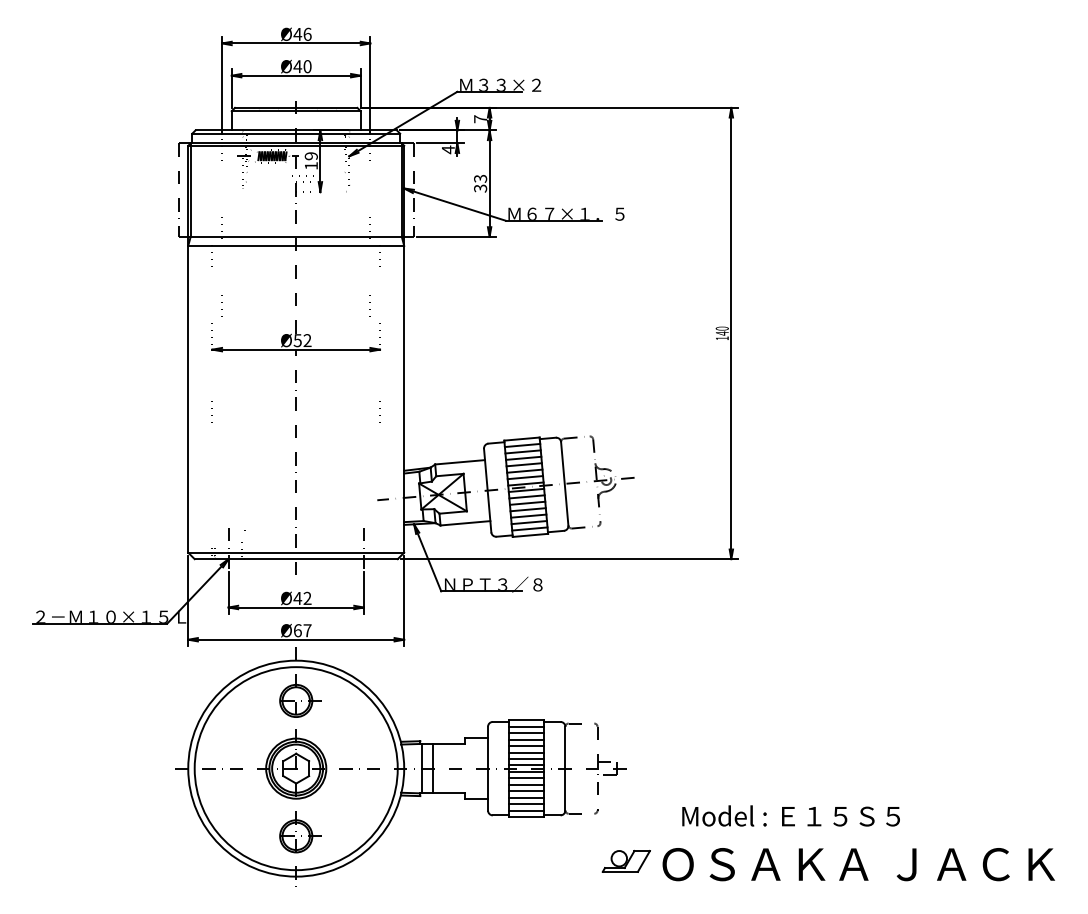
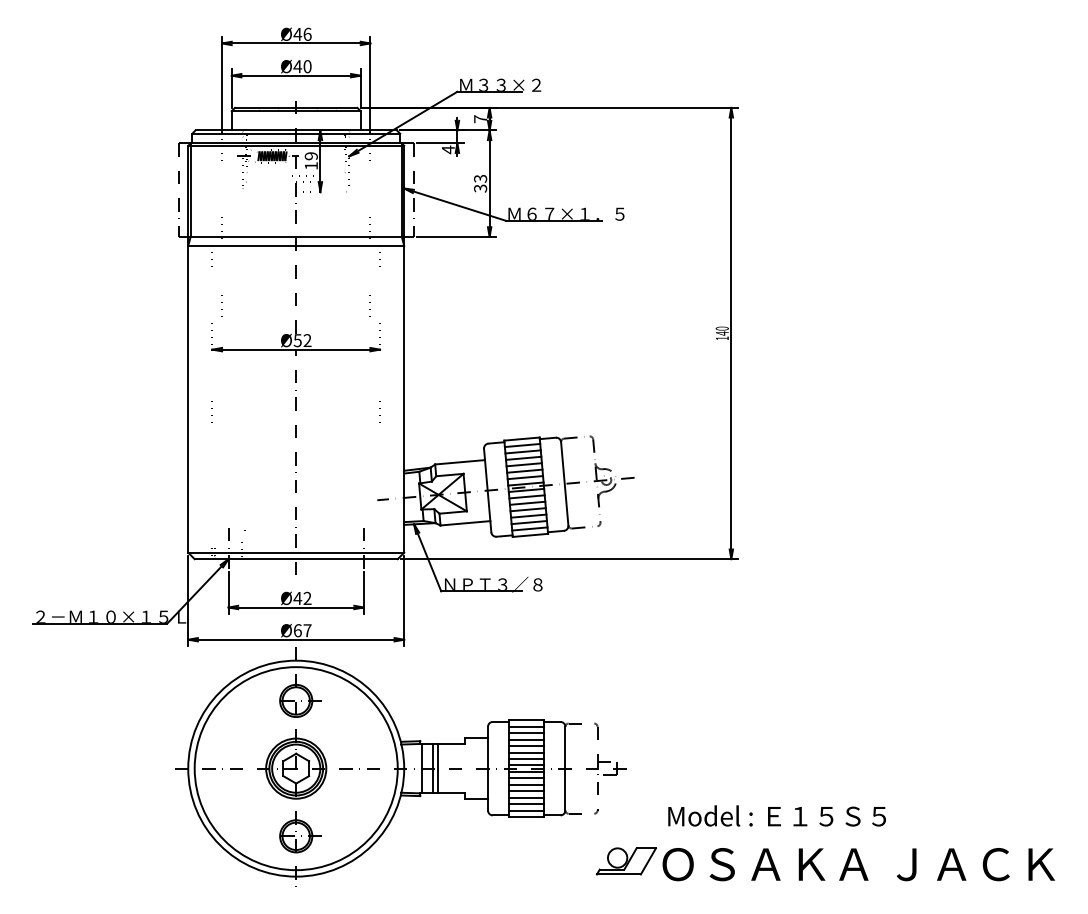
line: none -> present (438, 768)
text position: (790, 815) -> (776, 815) (776, 815)
part size: 50x23 px -> 62x29 px (625, 861)
